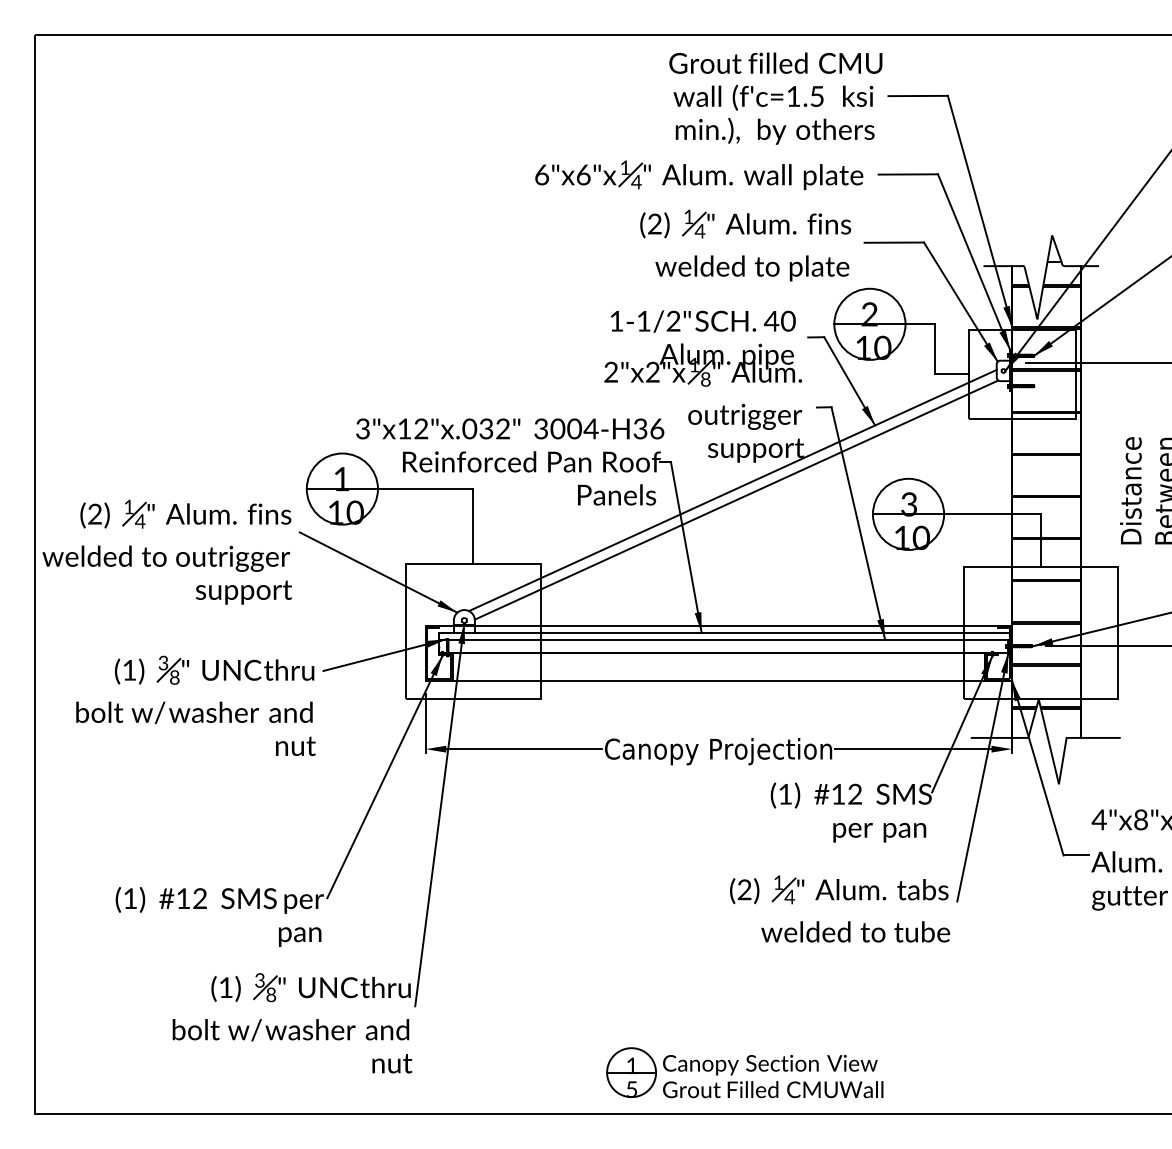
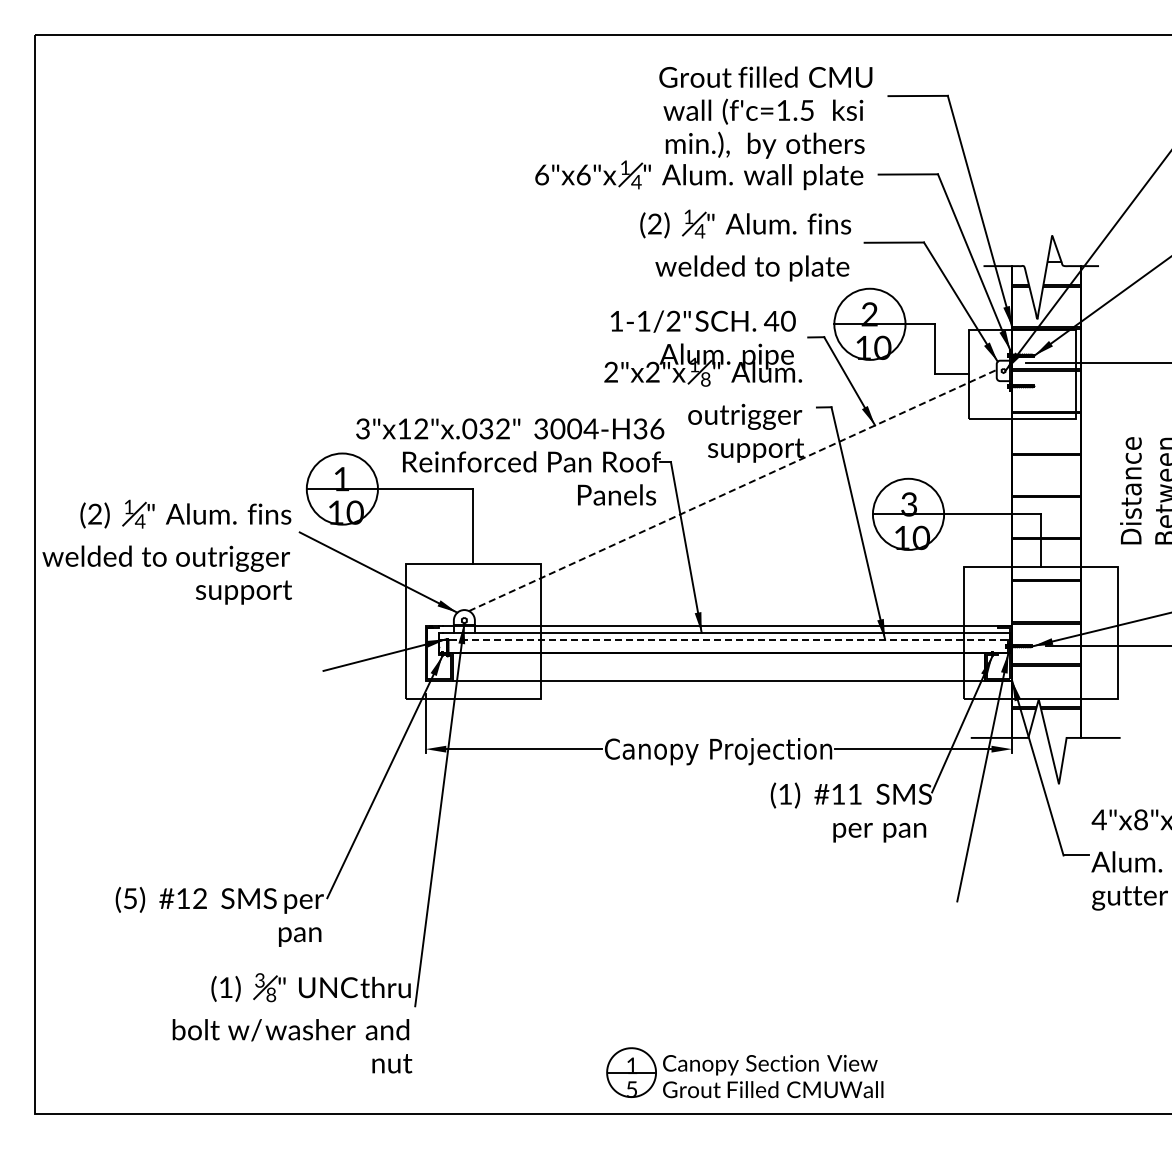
text position: (775, 98) -> (765, 112) (765, 112)
line: solid -> dashed (733, 490)
line: present -> none (736, 499)
line: solid -> dashed (724, 639)
part: present -> none (195, 705)
text: #12 -> #11 (854, 793)
text: (1) -> (5) (130, 898)
part: present -> none (838, 900)
